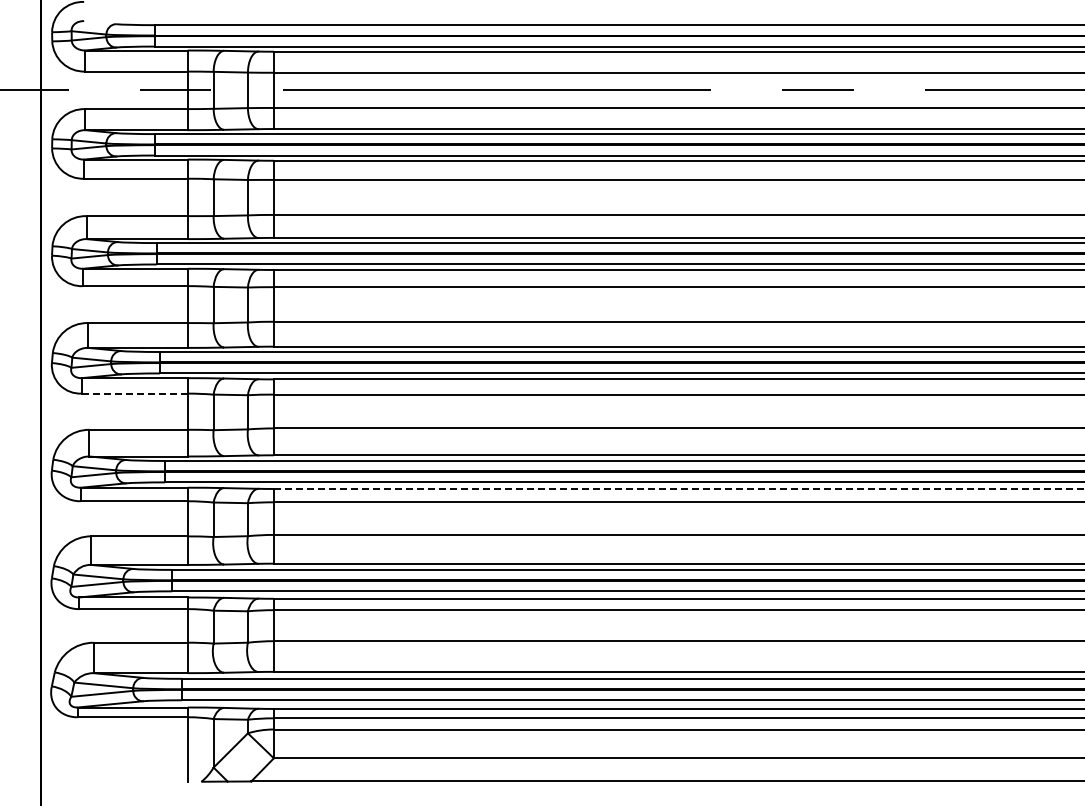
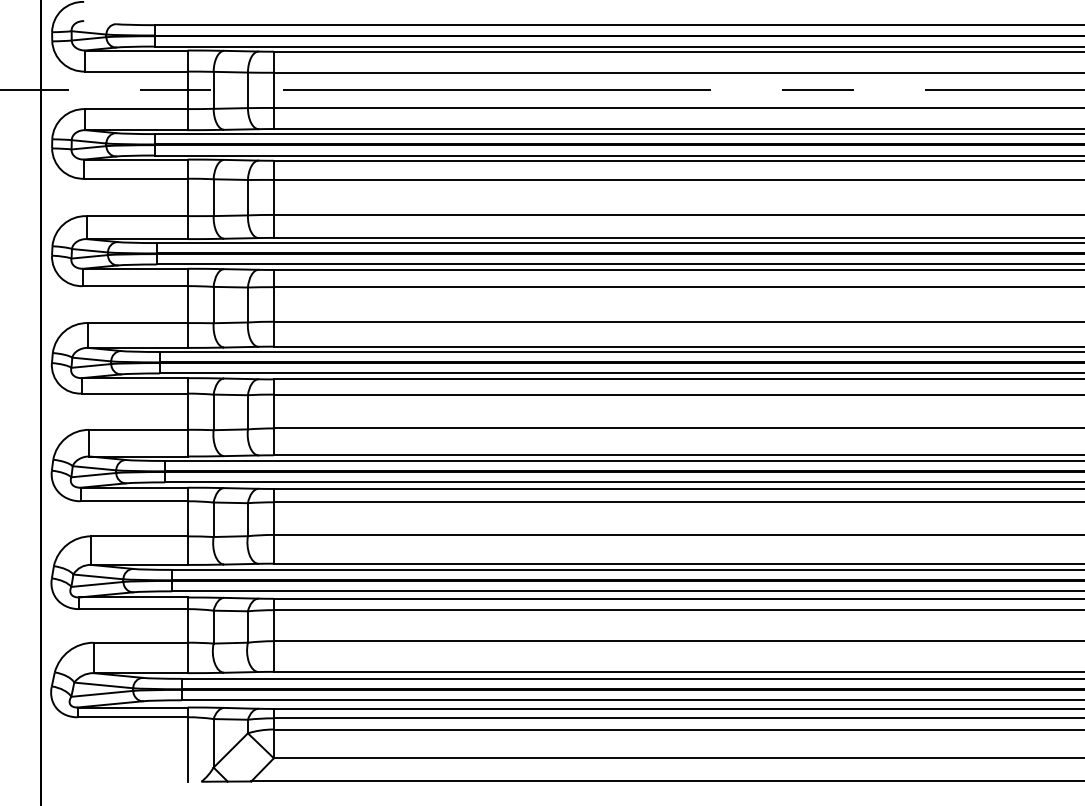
line: dashed -> solid (134, 393)
line: dashed -> solid (679, 488)
